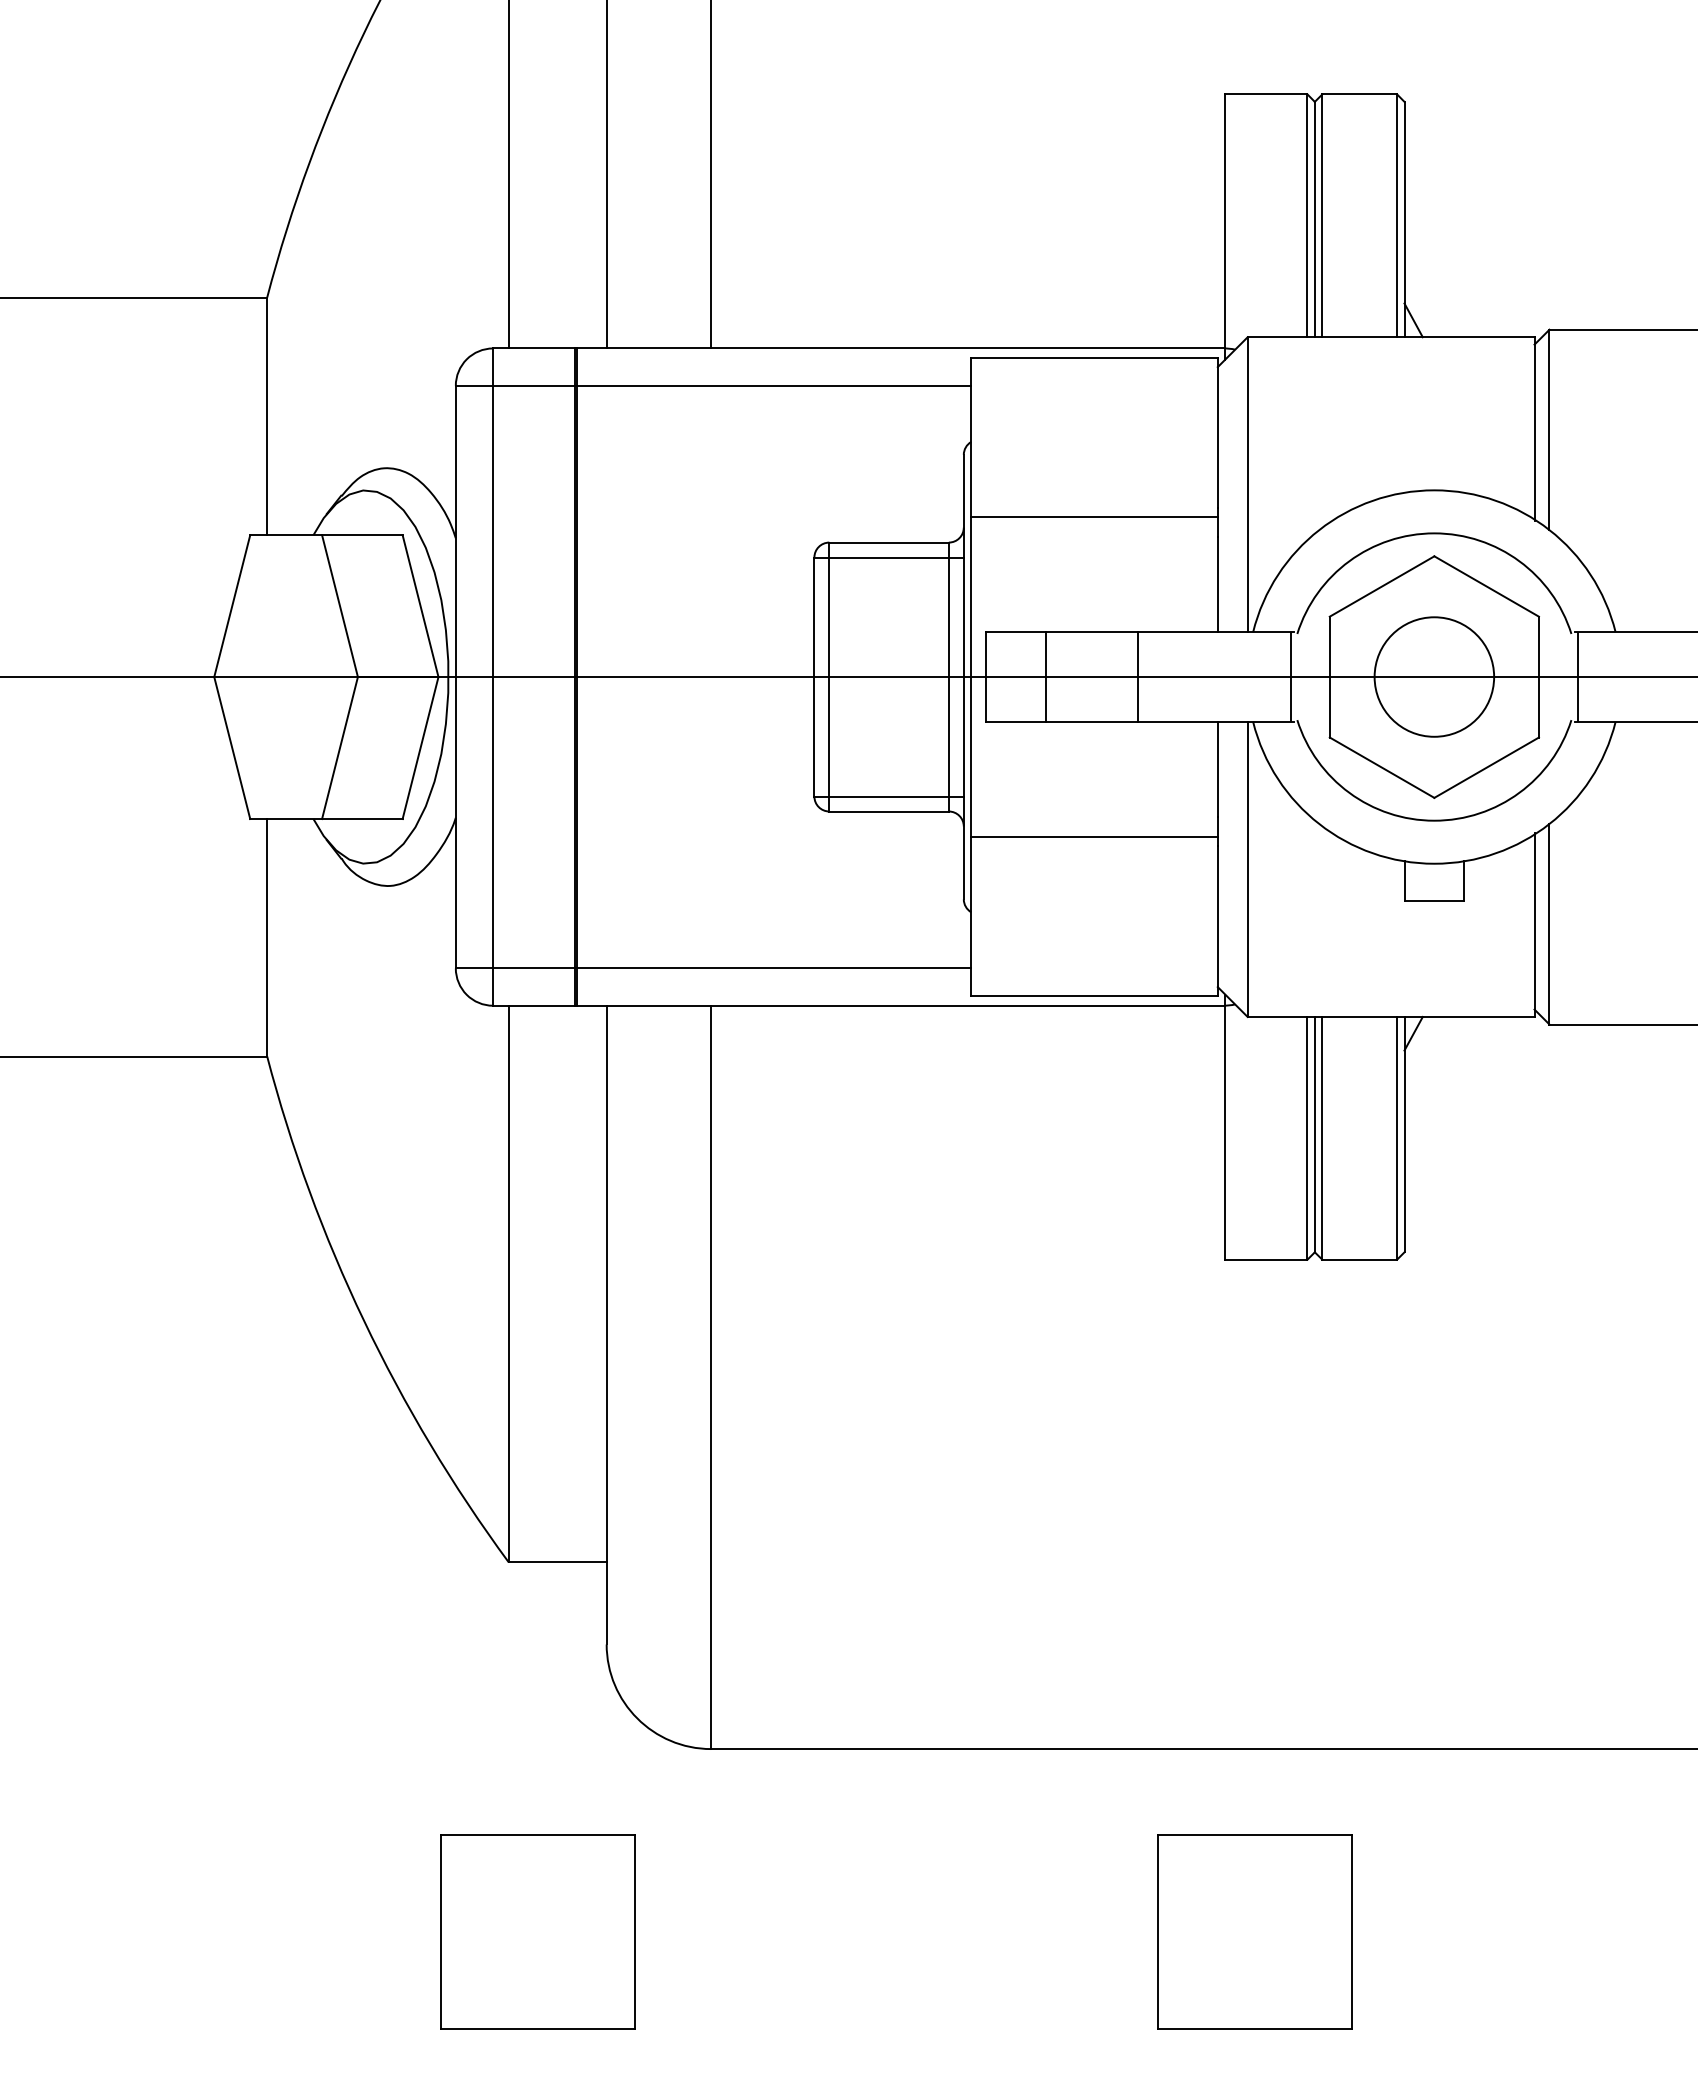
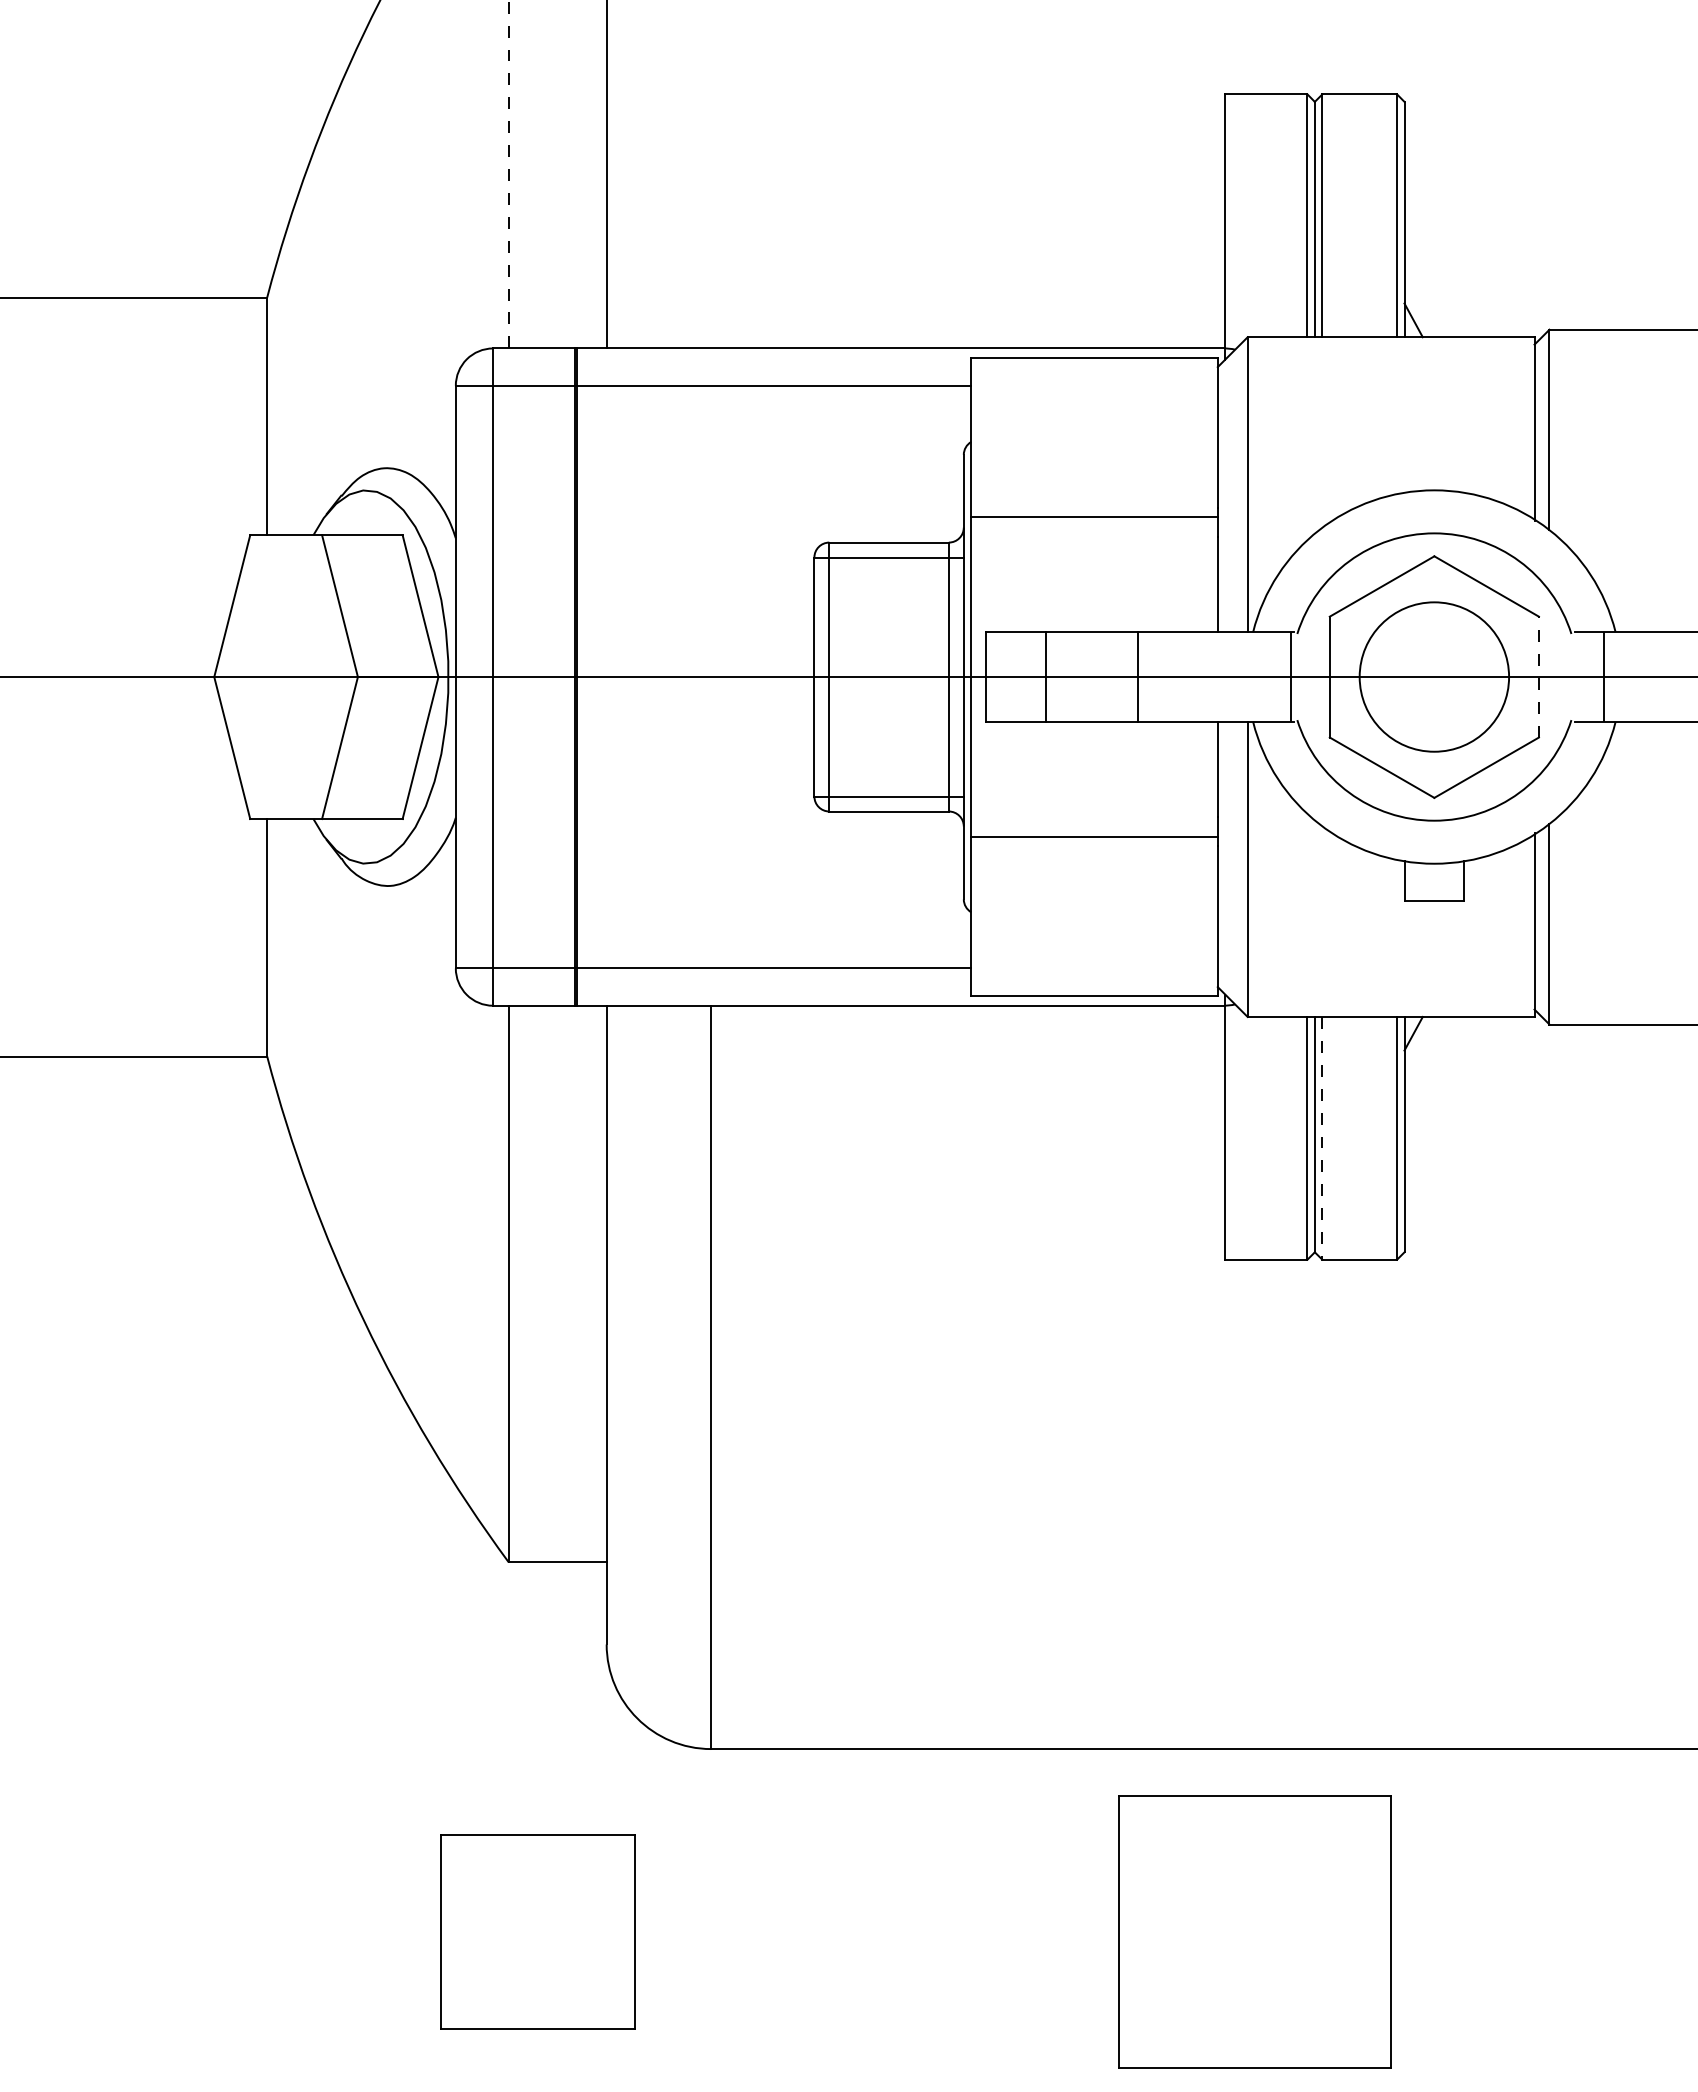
line: solid -> dashed (508, 174)
line: present -> none (711, 175)
circle diameter: 120 px -> 149 px (1434, 676)
line: solid -> dashed (1538, 676)
line position: (1578, 677) -> (1604, 677) (1604, 677)
line: solid -> dashed (1322, 1138)
part size: 196x196 px -> 274x274 px (1254, 1931)
